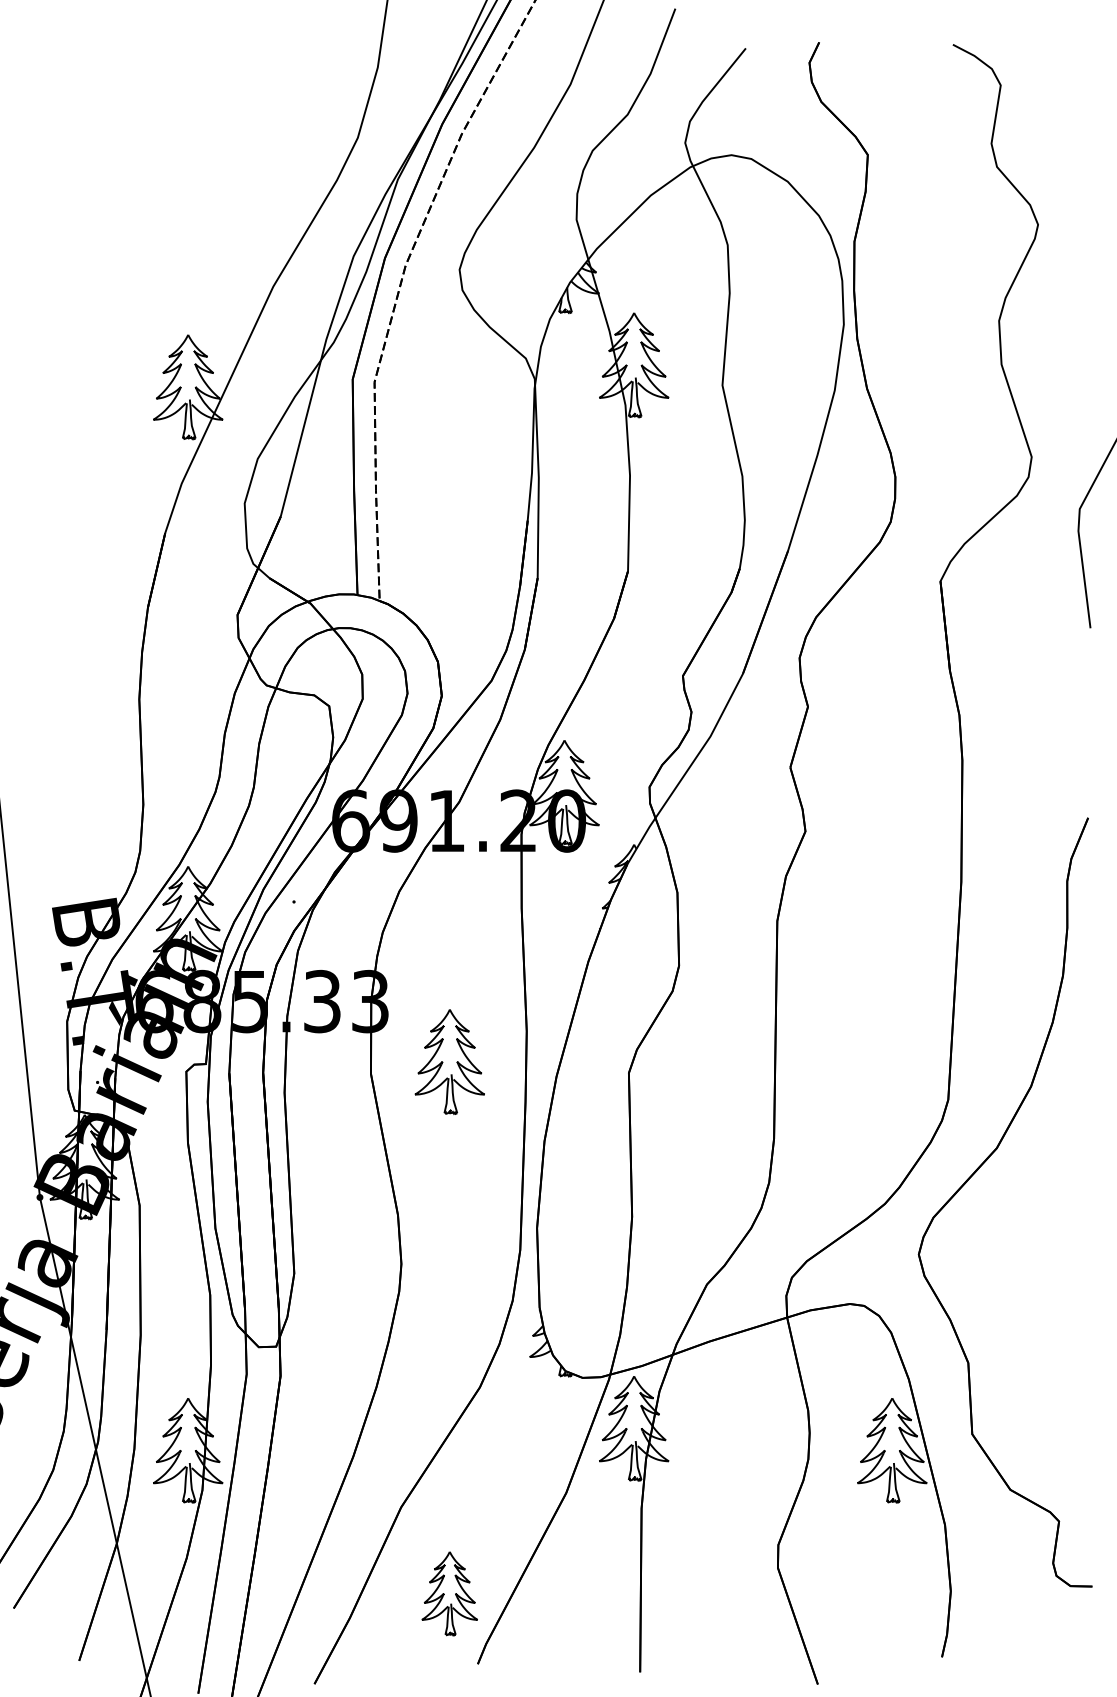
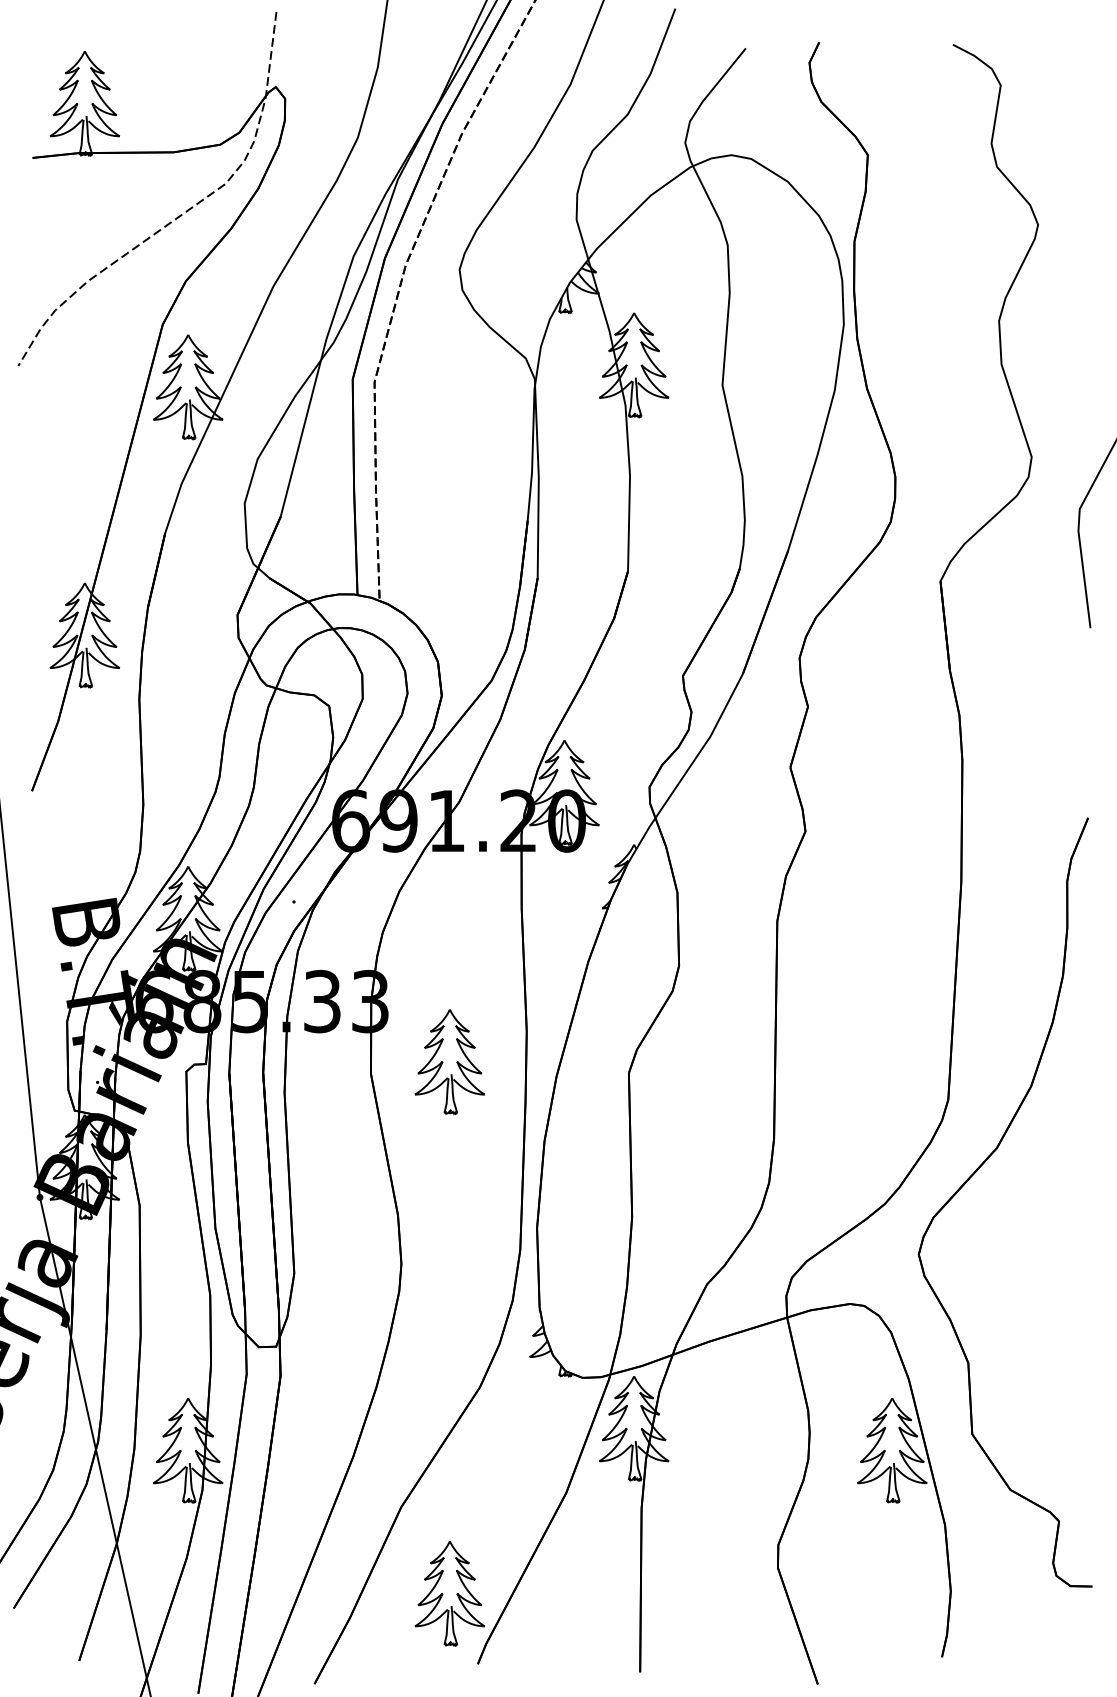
part: none -> present (144, 398)
part size: 57x86 px -> 71x106 px (449, 1593)
